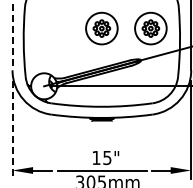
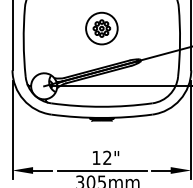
part: present -> none (150, 28)
line: dashed -> solid (12, 35)
line: dashed -> solid (12, 130)
text: 15" -> 12" (107, 157)
